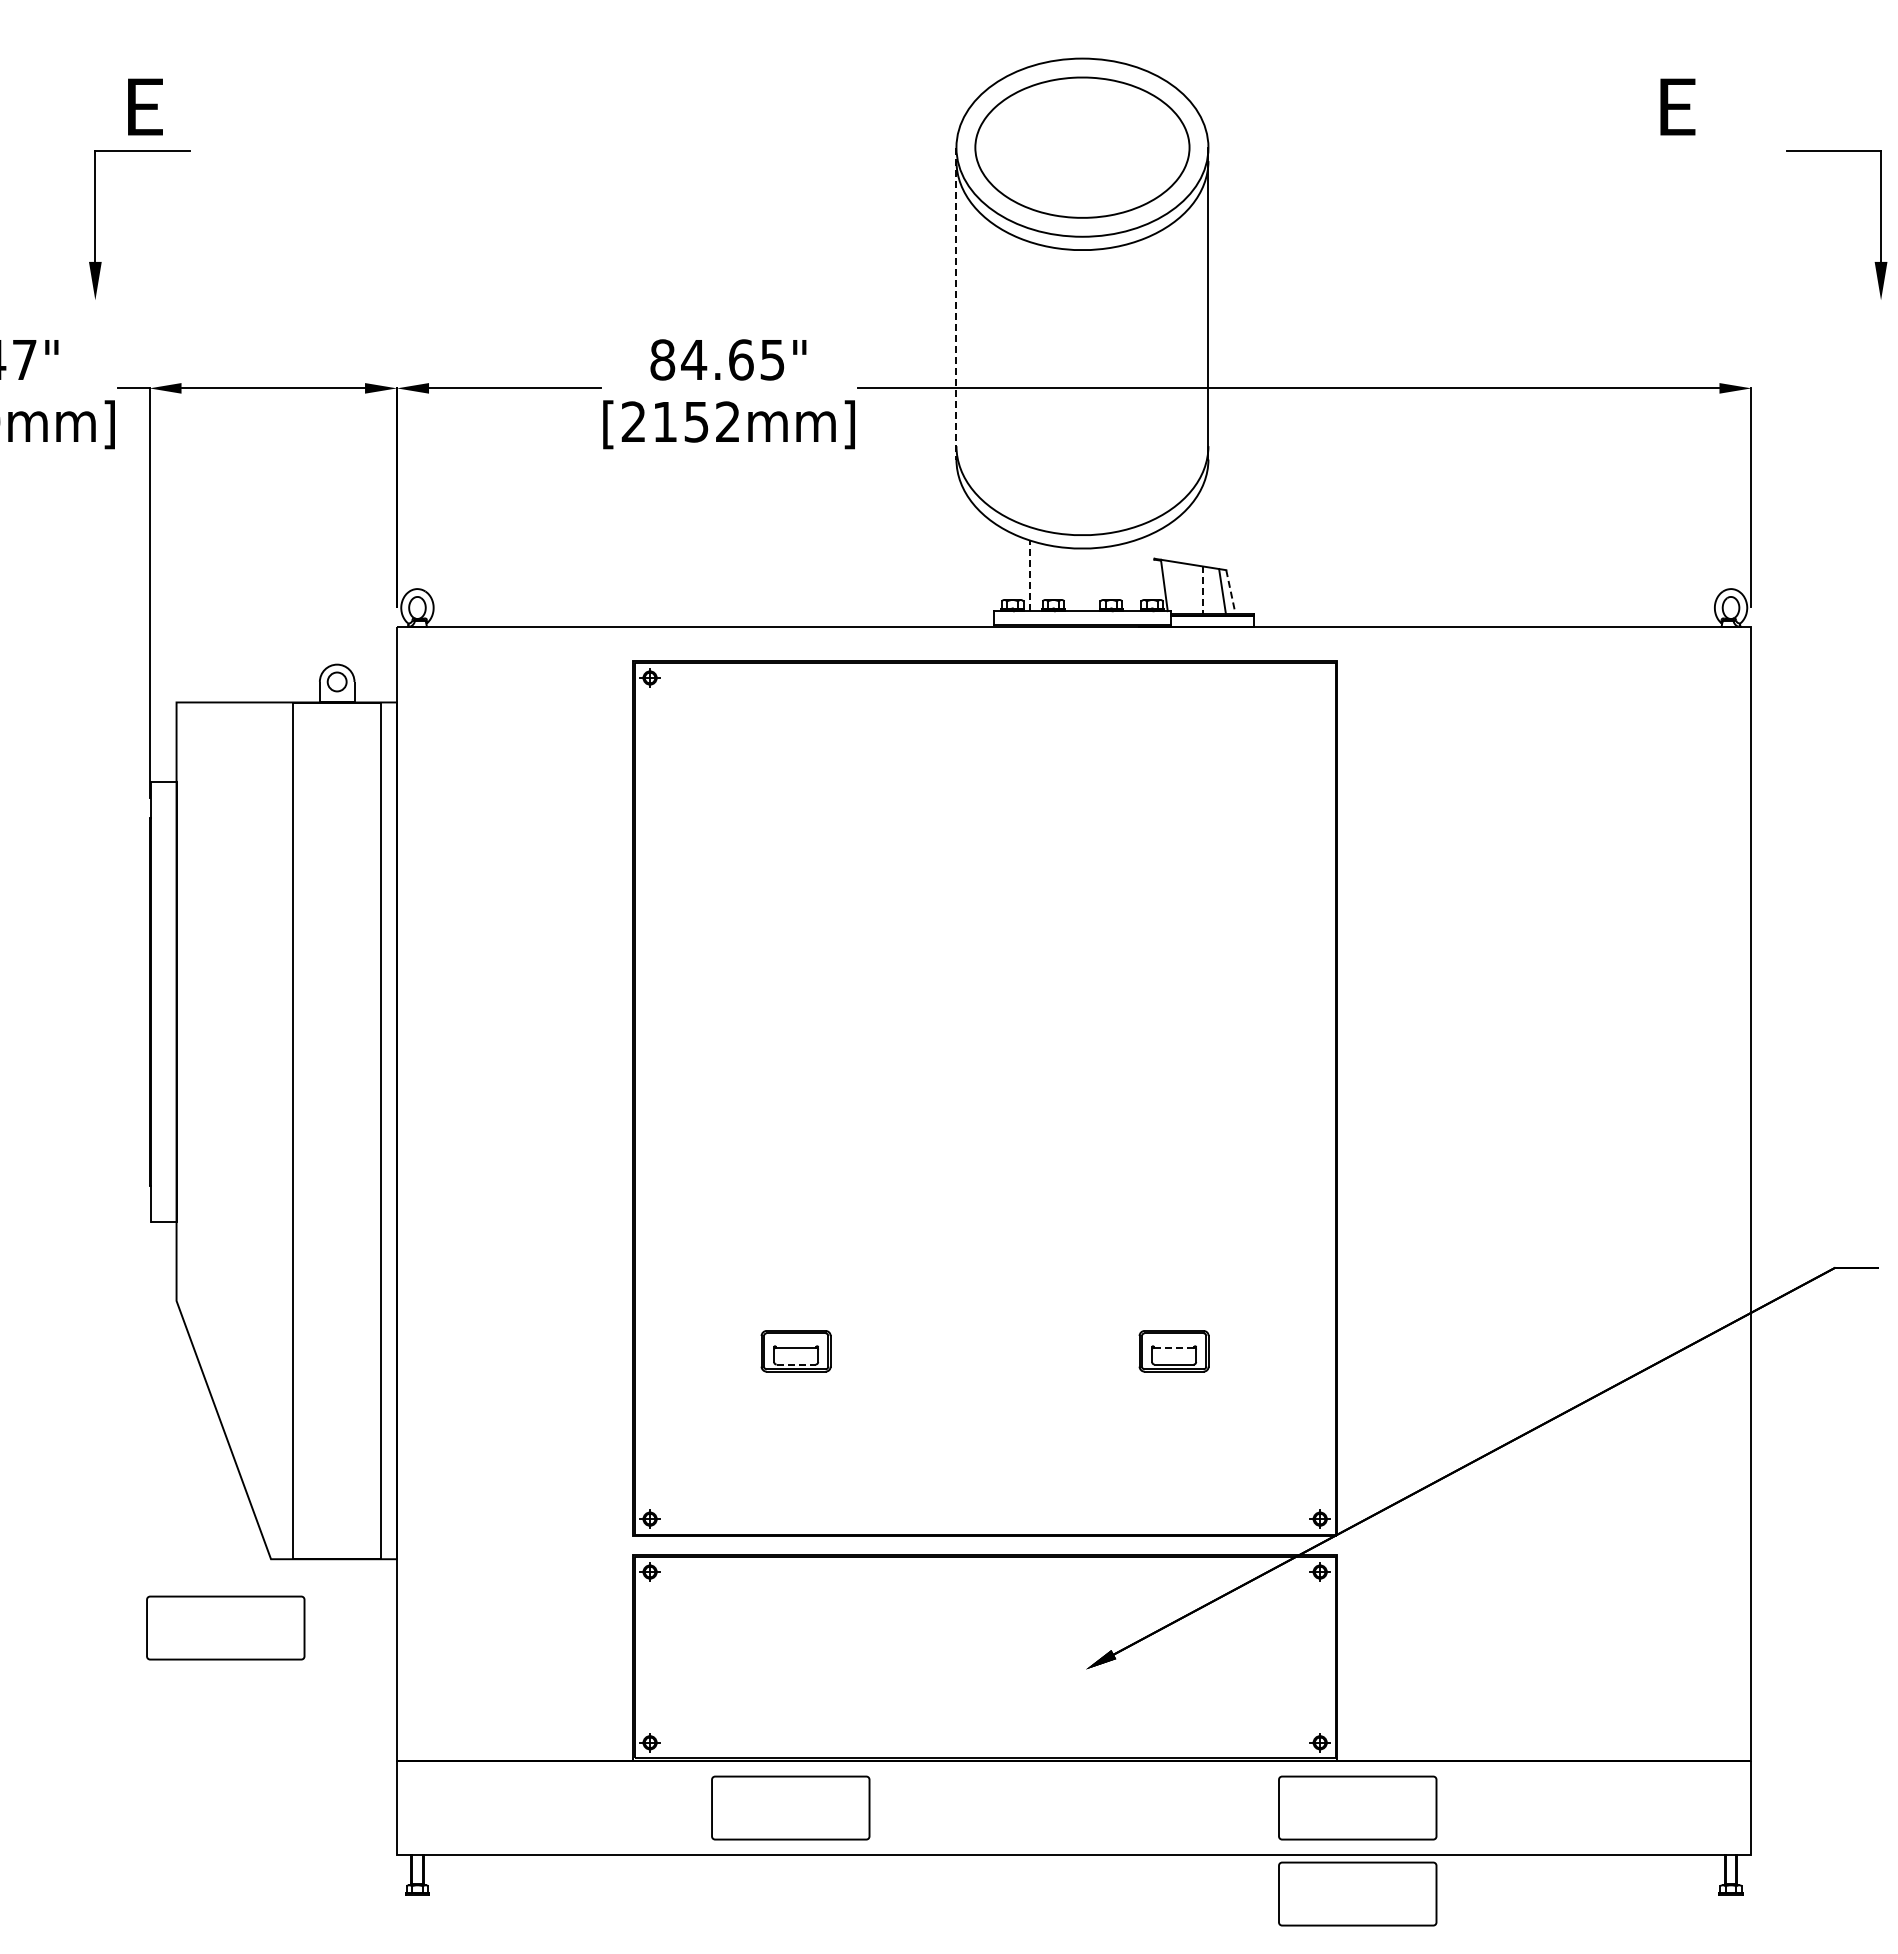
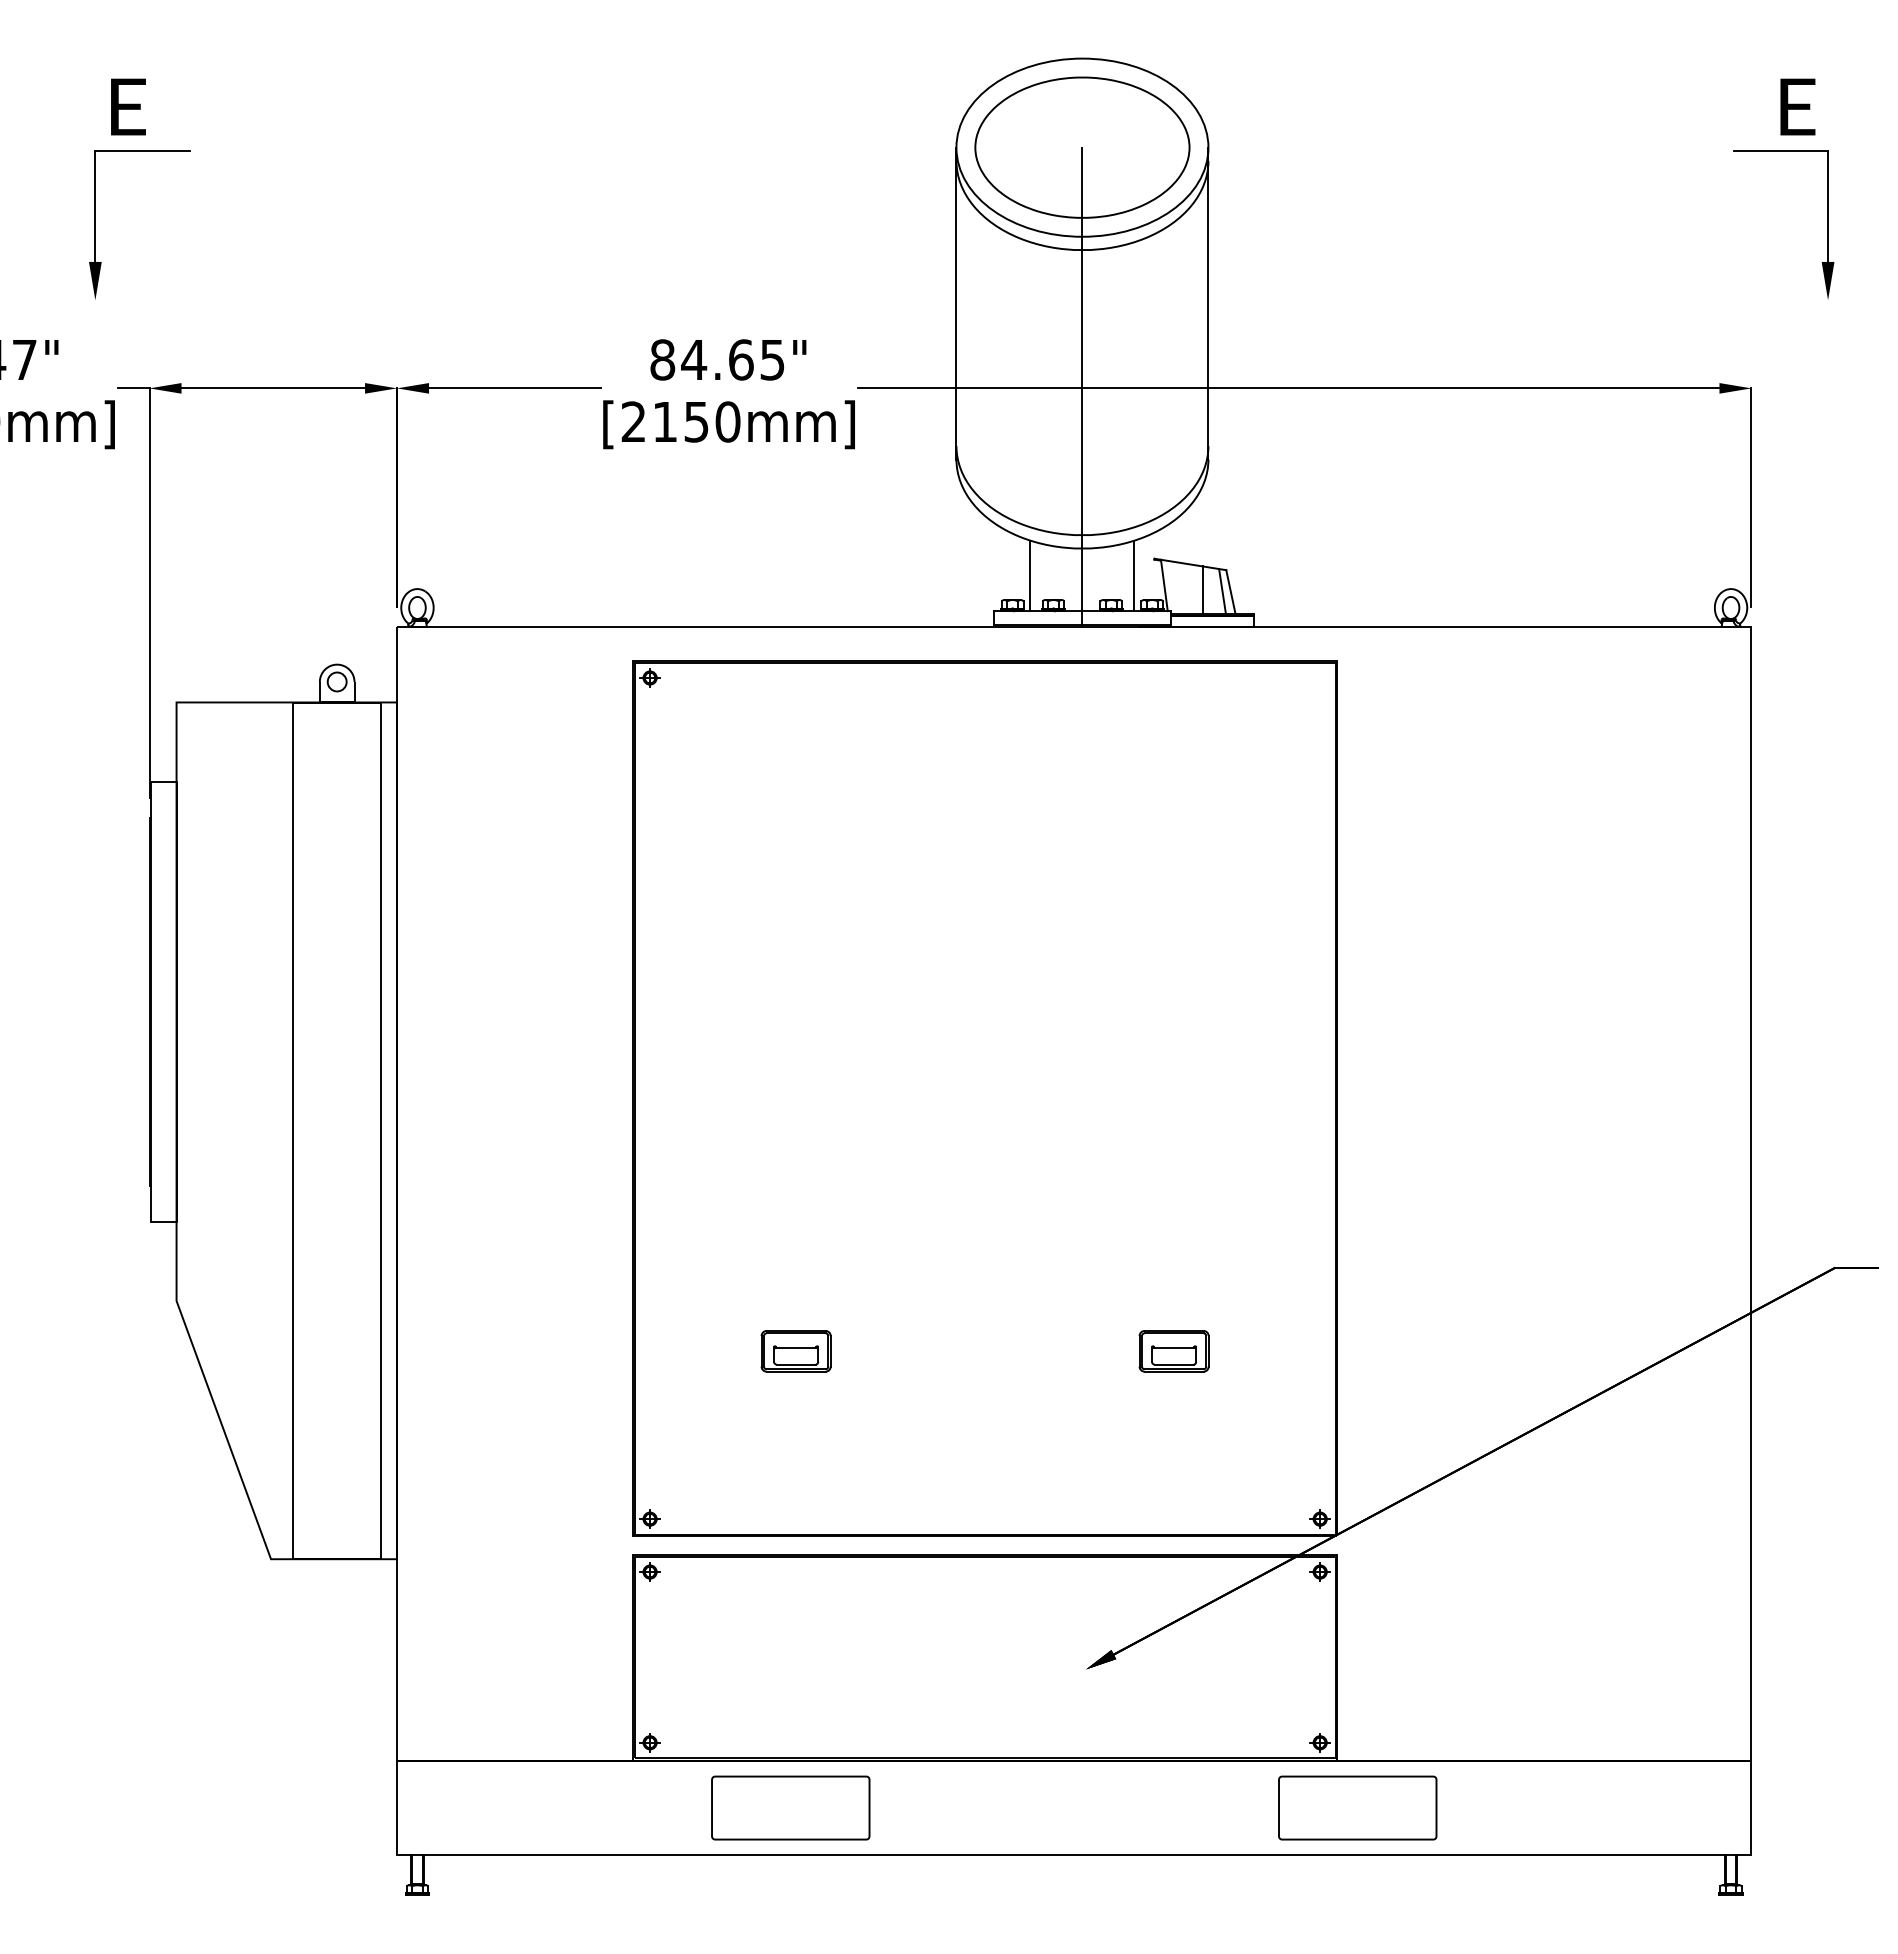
text position: (145, 106) -> (128, 106) (128, 106)
text position: (1677, 106) -> (1797, 106) (1797, 106)
part position: (1880, 224) -> (1827, 224) (1827, 224)
line: dashed -> solid (956, 303)
line: none -> present (1082, 385)
text: [2152mm] -> [2150mm] (727, 421)
line: dashed -> solid (1030, 575)
line: none -> present (1134, 575)
line: dashed -> solid (1202, 590)
line: dashed -> solid (1230, 592)
line: dashed -> solid (1174, 1348)
line: dashed -> solid (796, 1364)
part: present -> none (225, 1627)
part: present -> none (1357, 1893)
